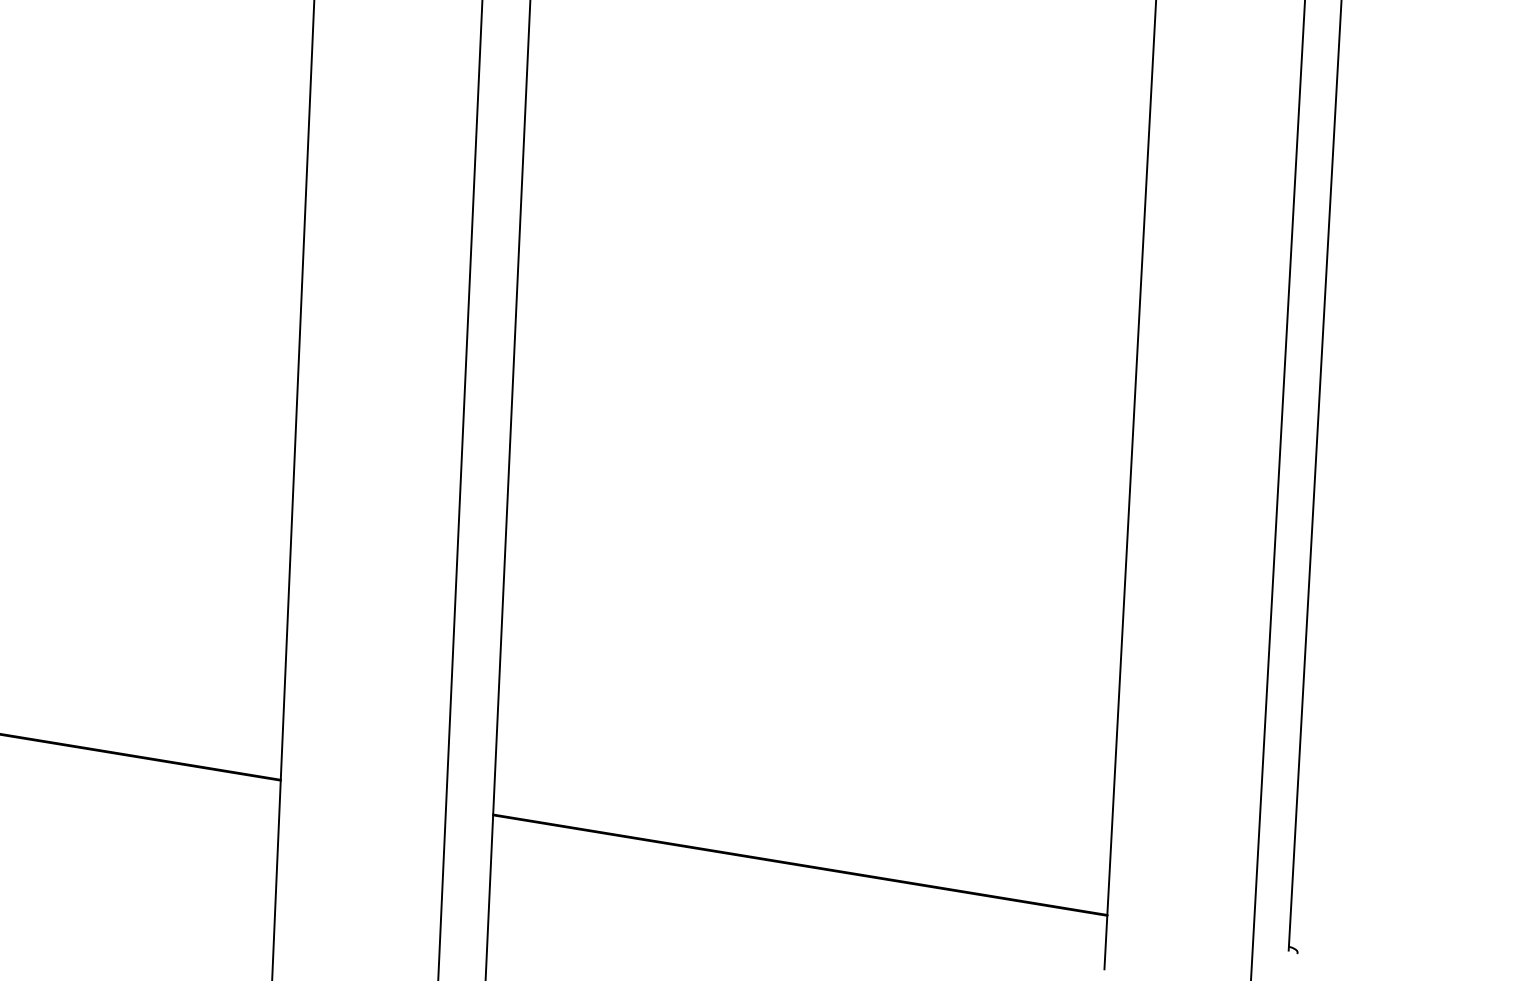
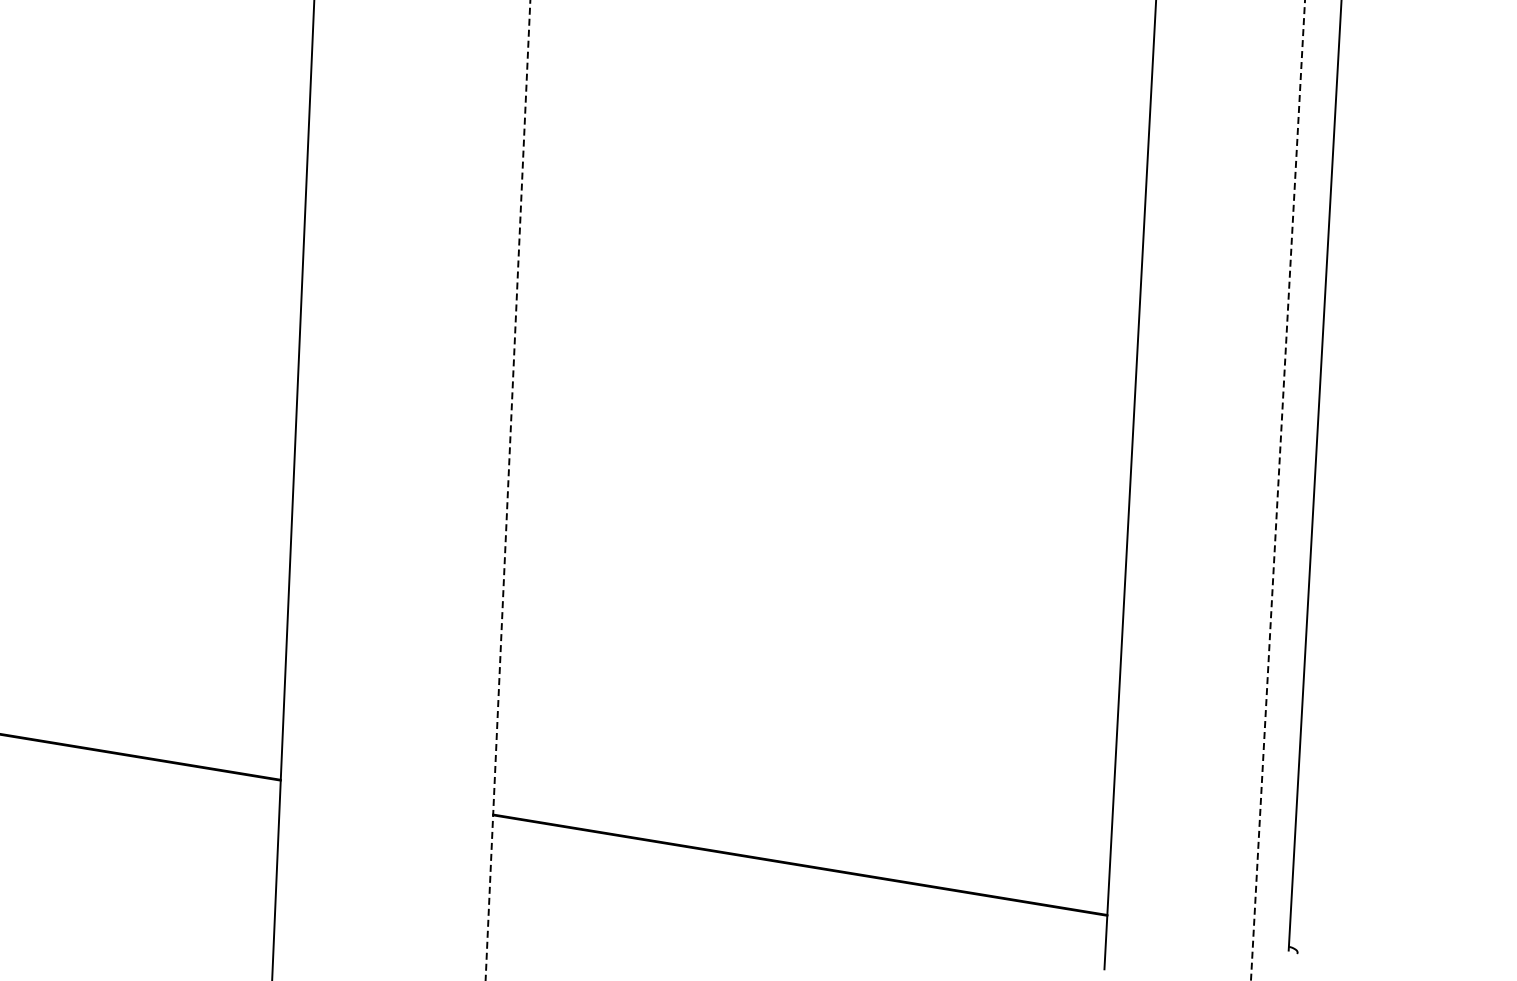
line: present -> none (460, 489)
line: solid -> dashed (507, 490)
line: solid -> dashed (1278, 490)
